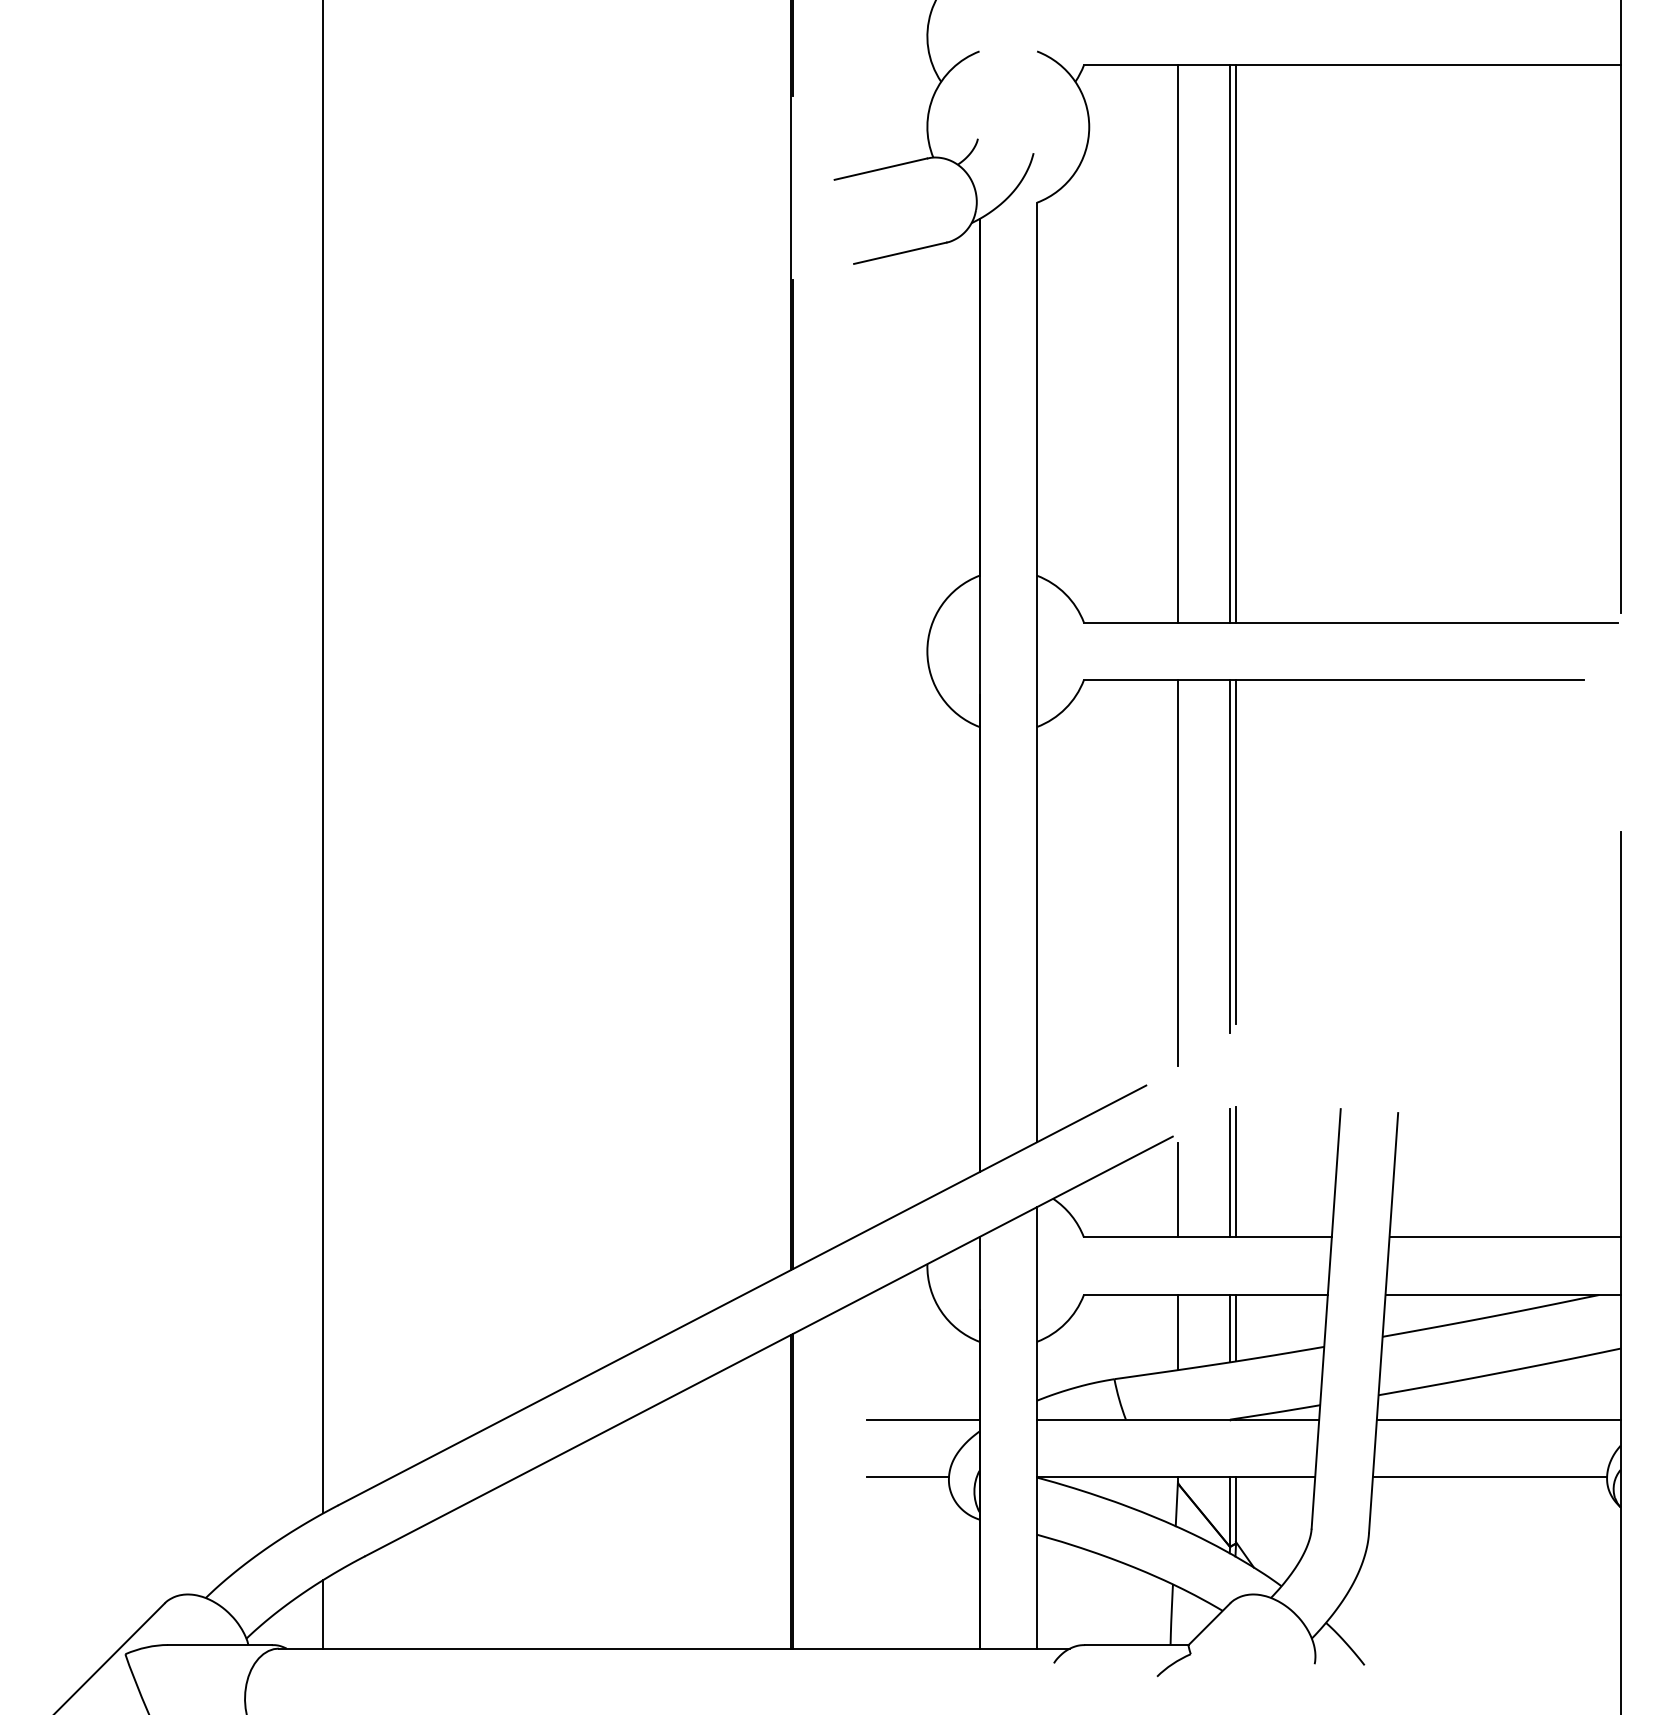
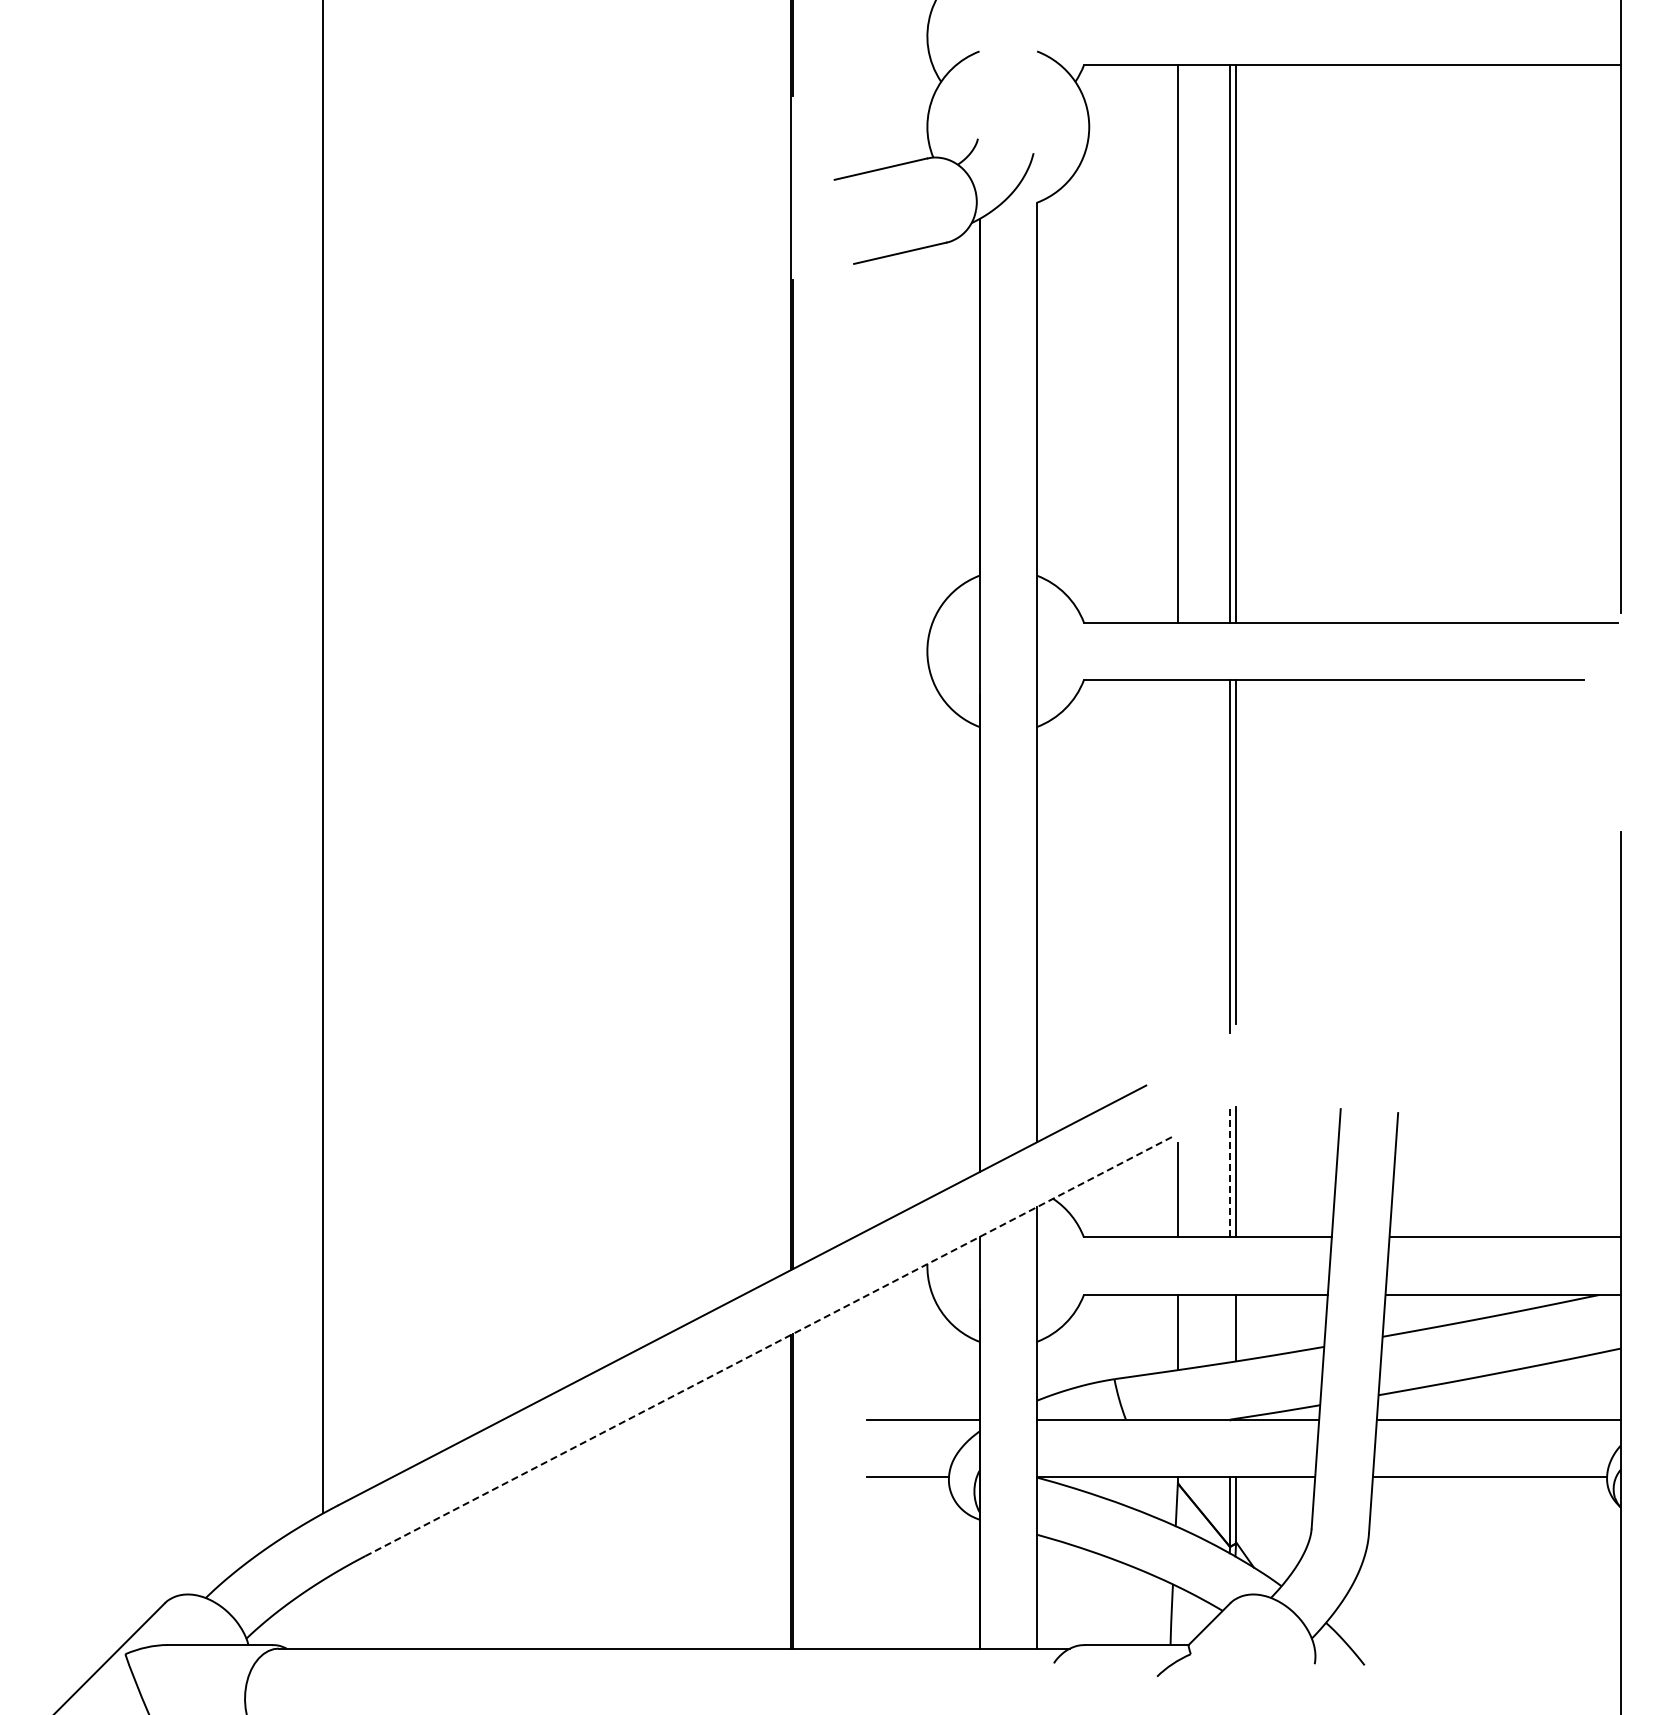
line: present -> none (1177, 873)
line: solid -> dashed (1229, 1172)
line: present -> none (1229, 1328)
line: solid -> dashed (769, 1346)
line: present -> none (323, 1614)
